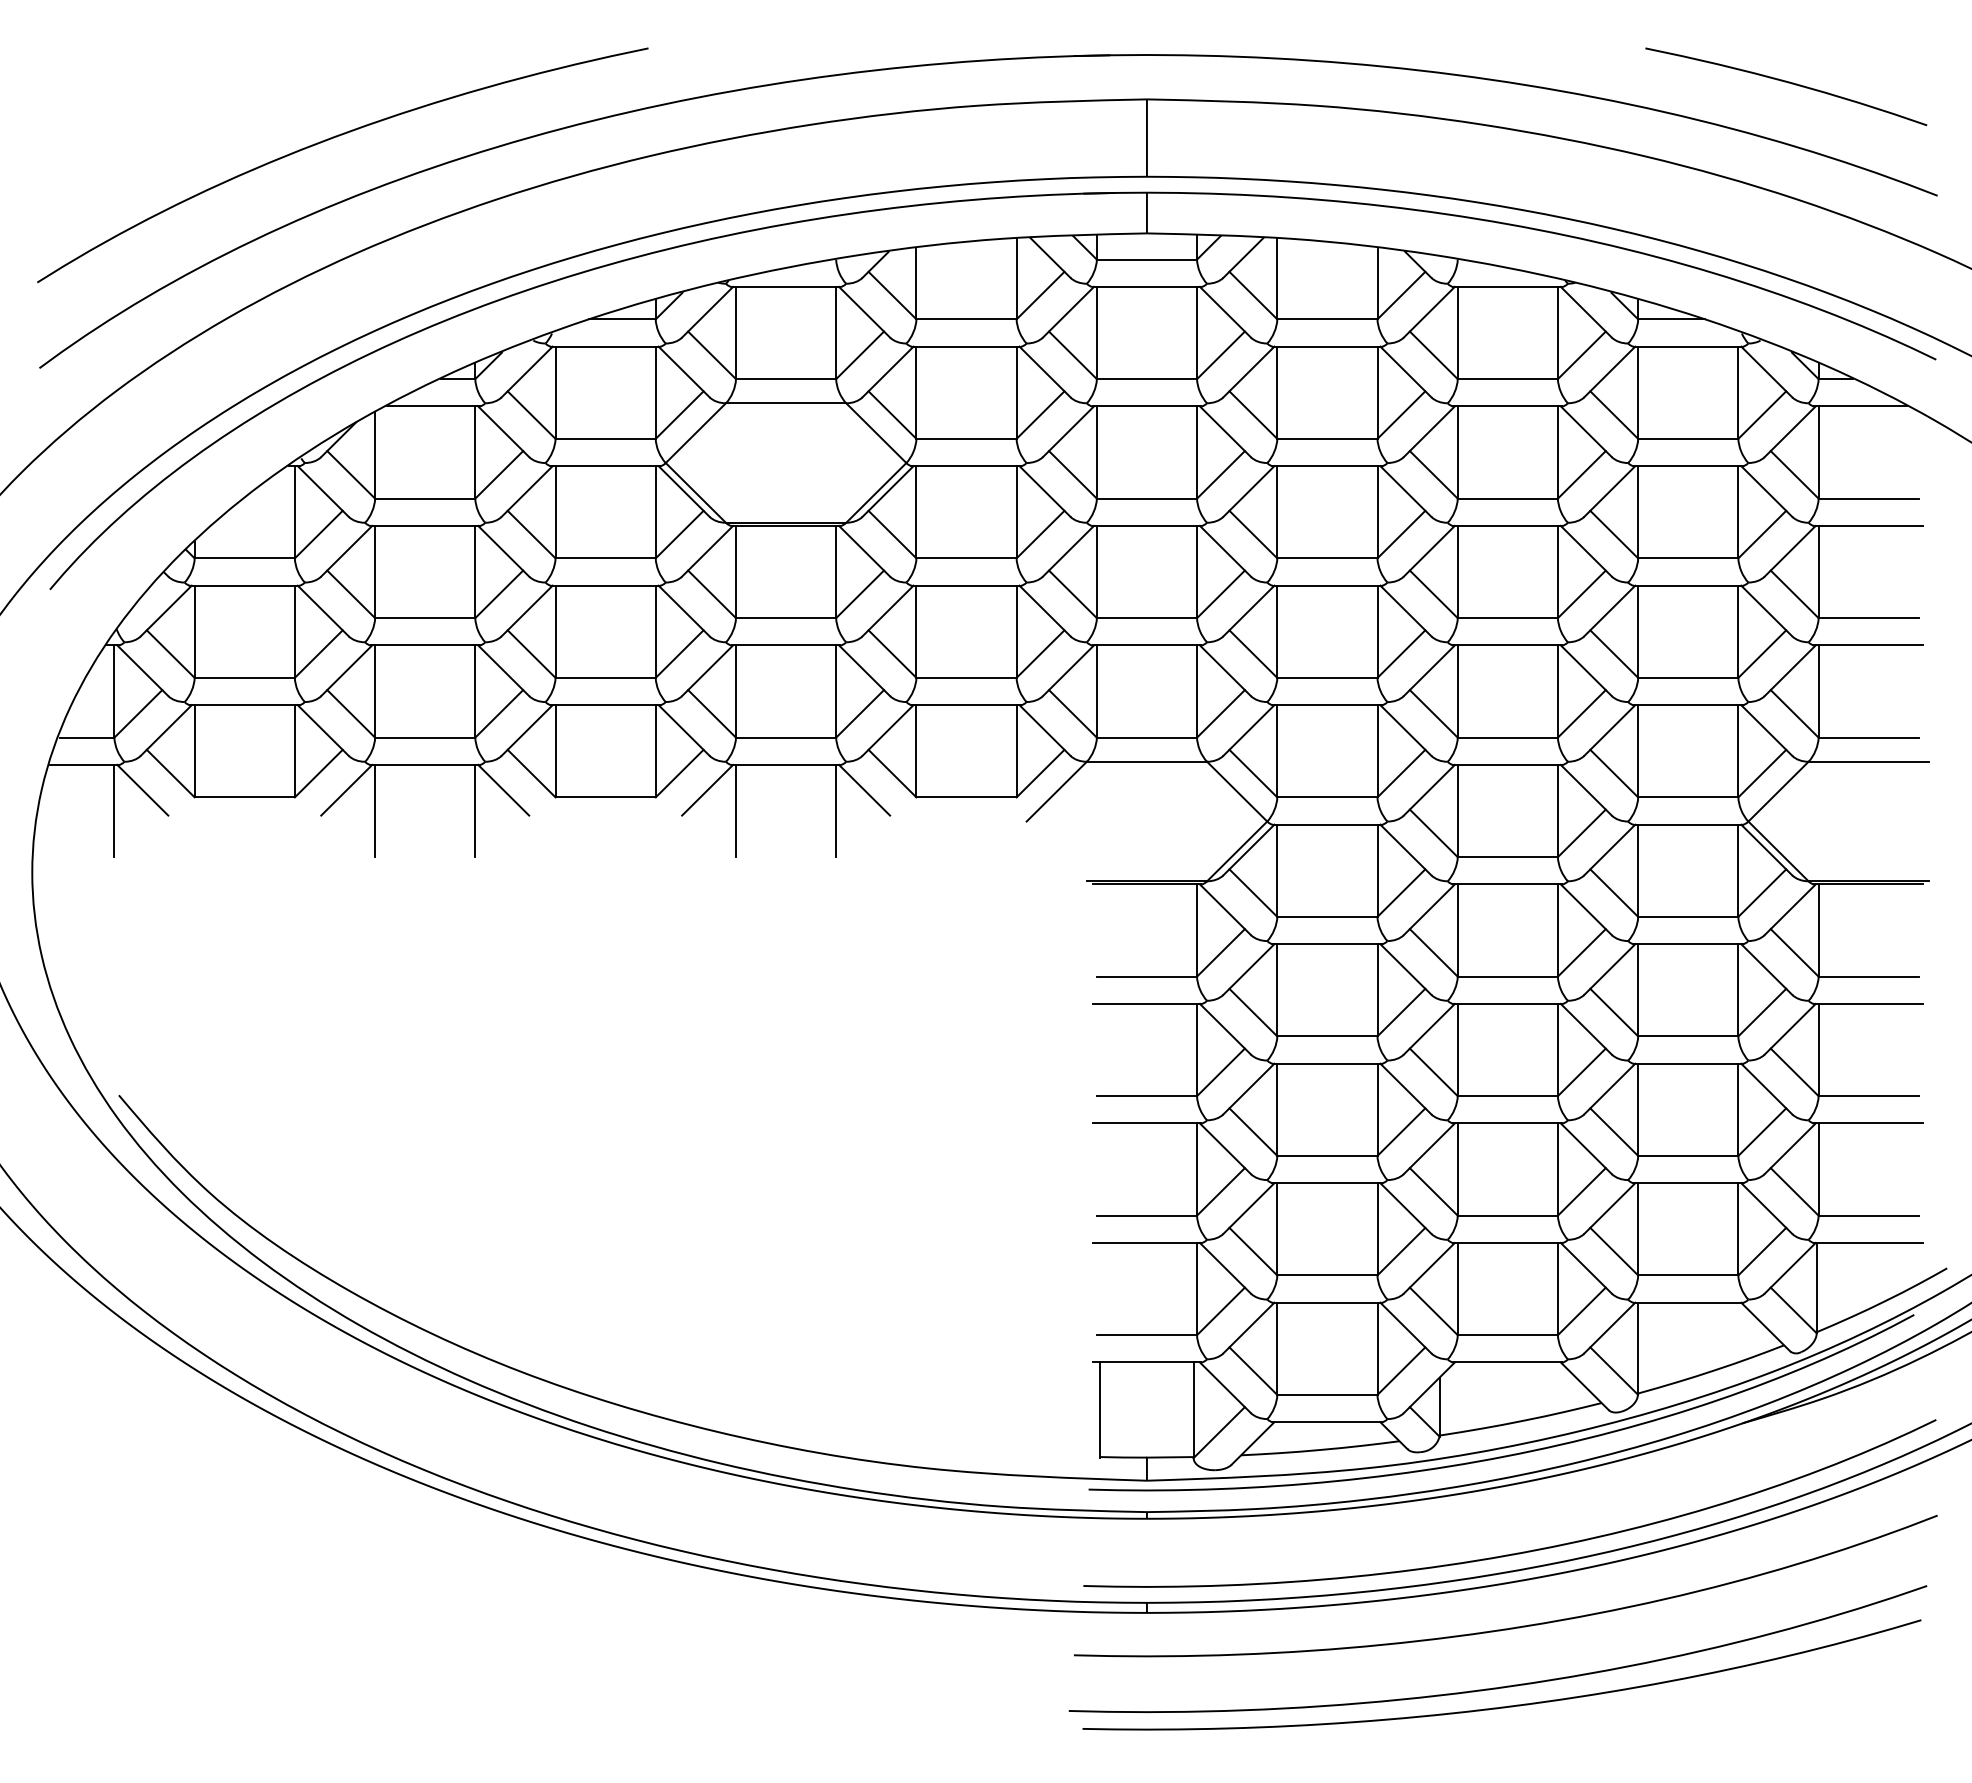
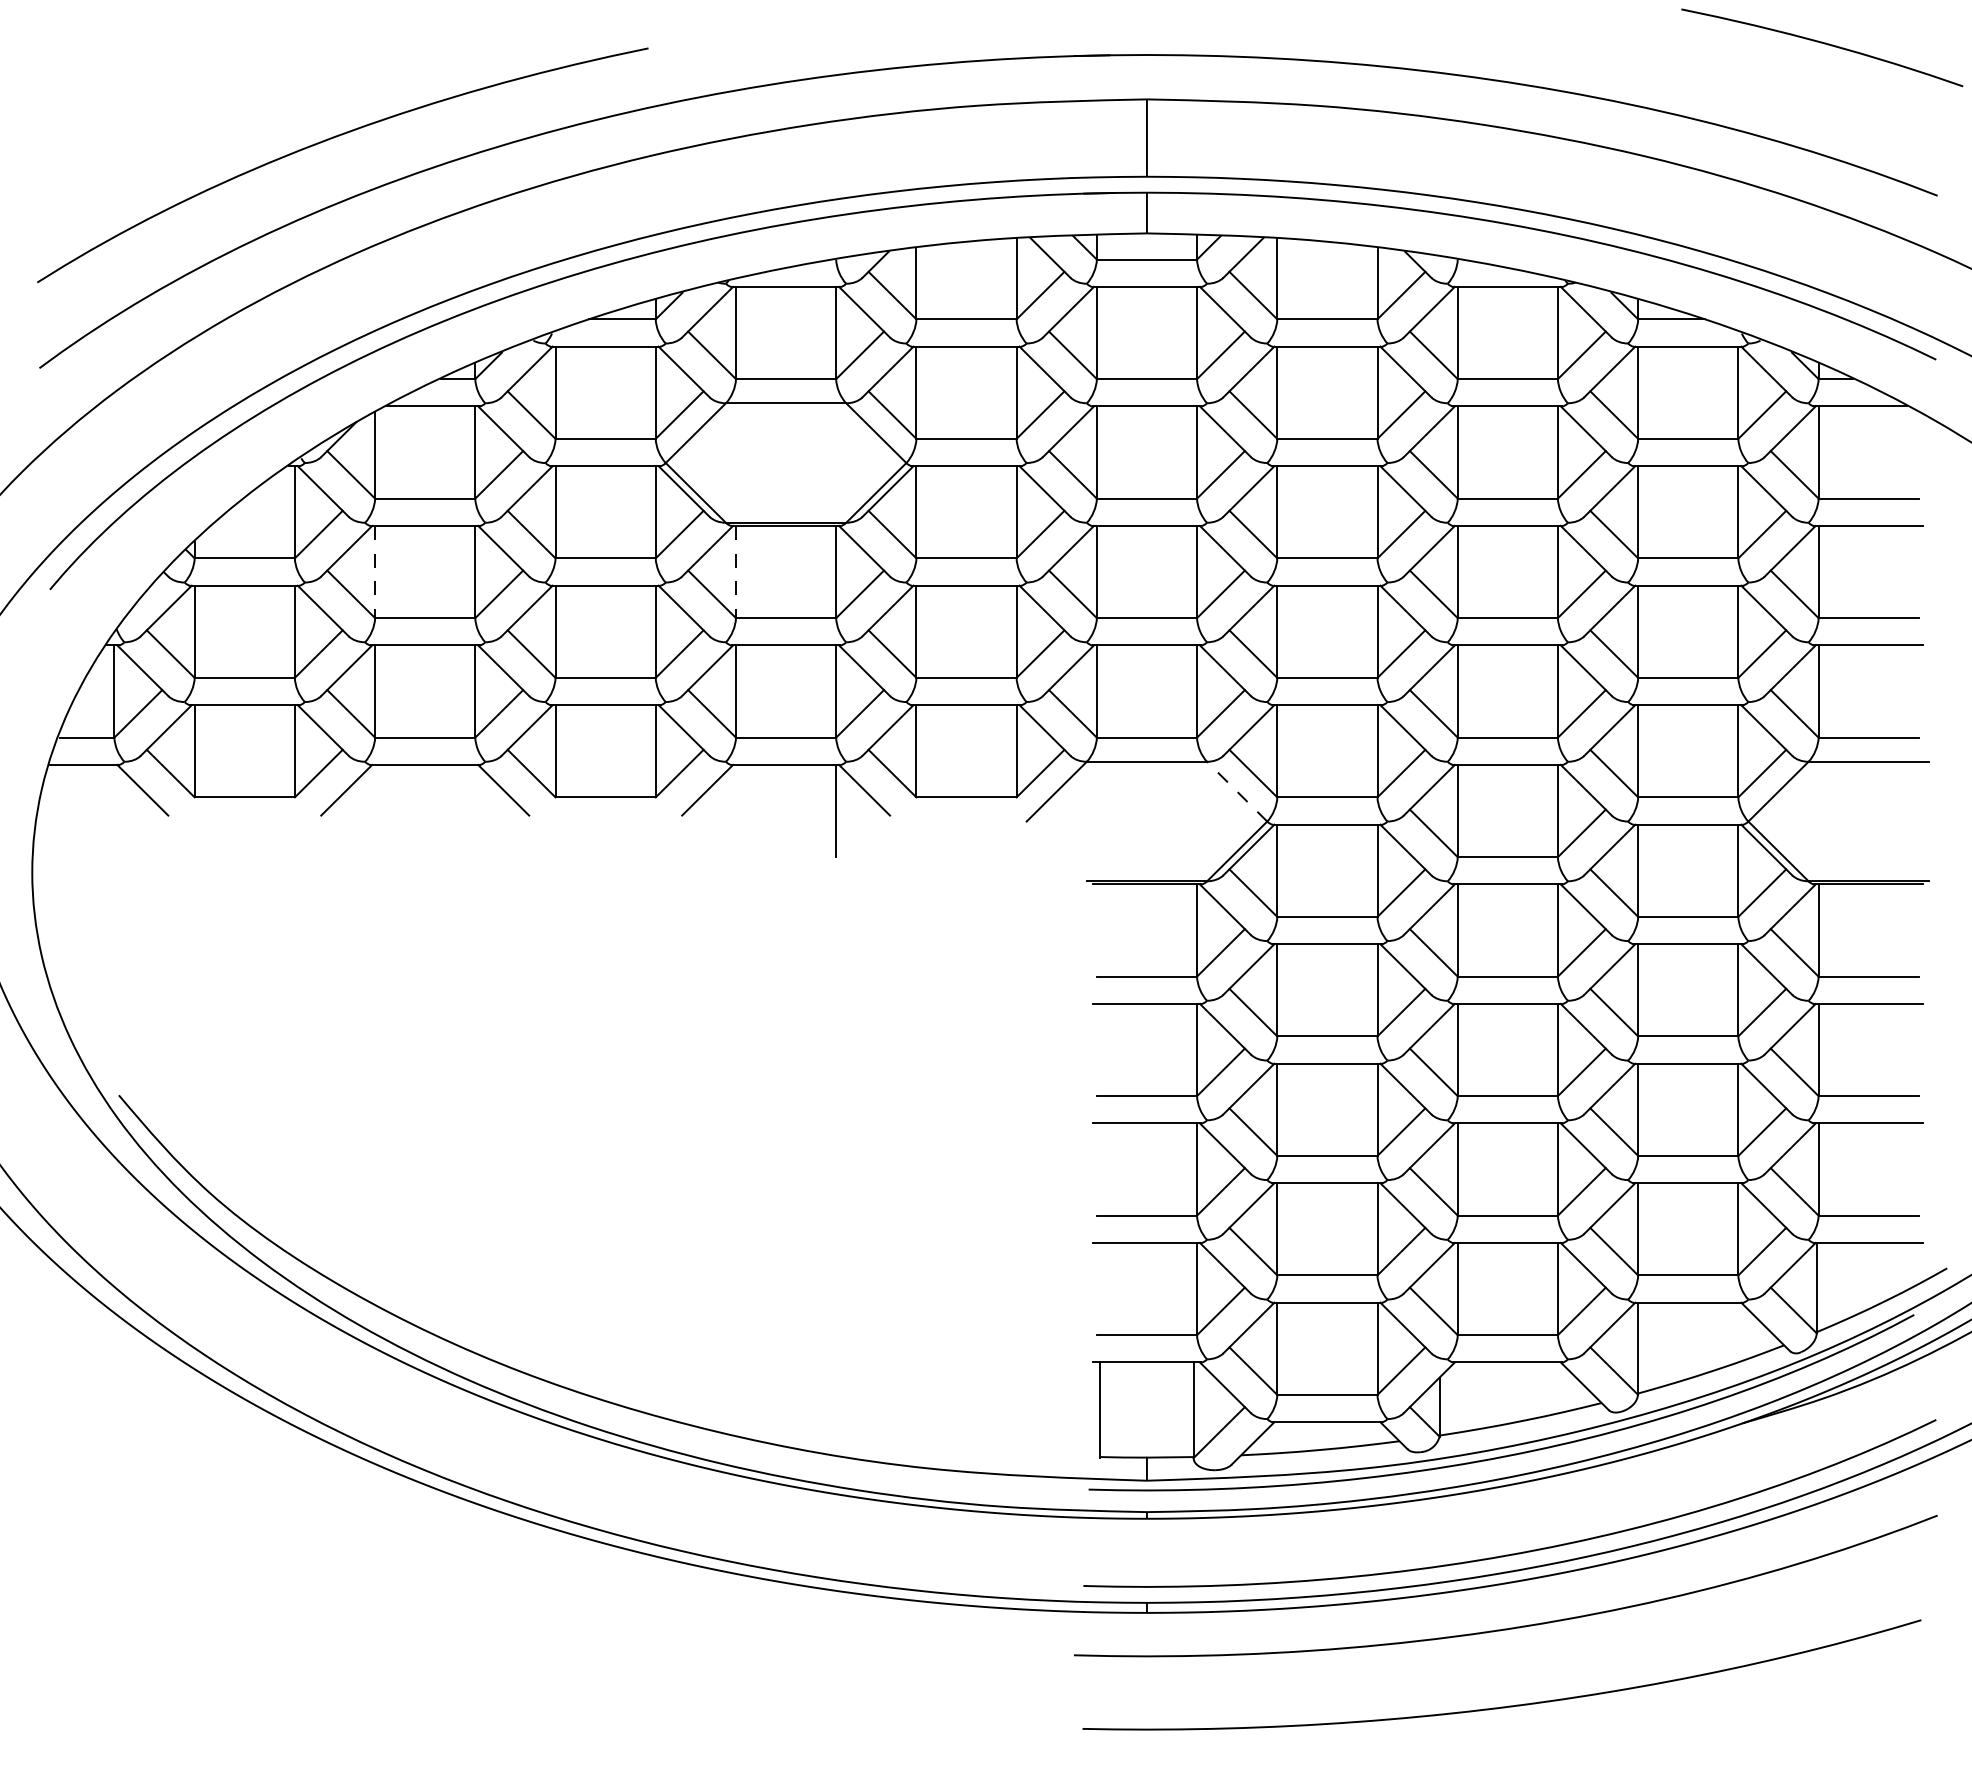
curve position: (1788, 83) -> (1824, 44) (1824, 44)
line: solid -> dashed (375, 572)
line: solid -> dashed (735, 572)
line: solid -> dashed (1236, 791)
line: present -> none (114, 810)
line: present -> none (375, 810)
line: present -> none (475, 810)
line: present -> none (735, 810)
curve: present -> none (1500, 1686)
